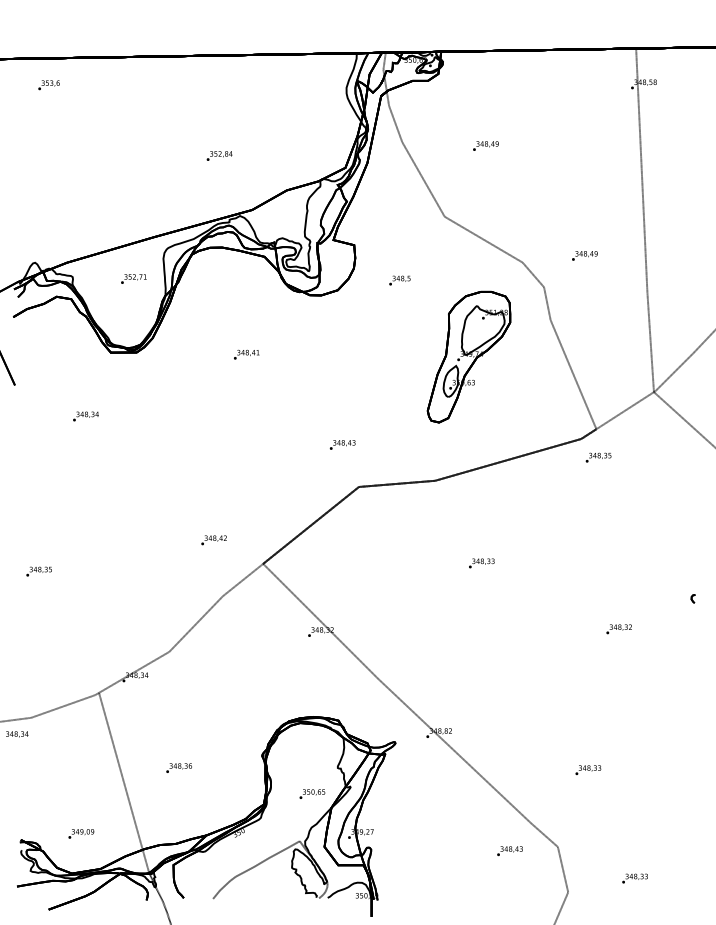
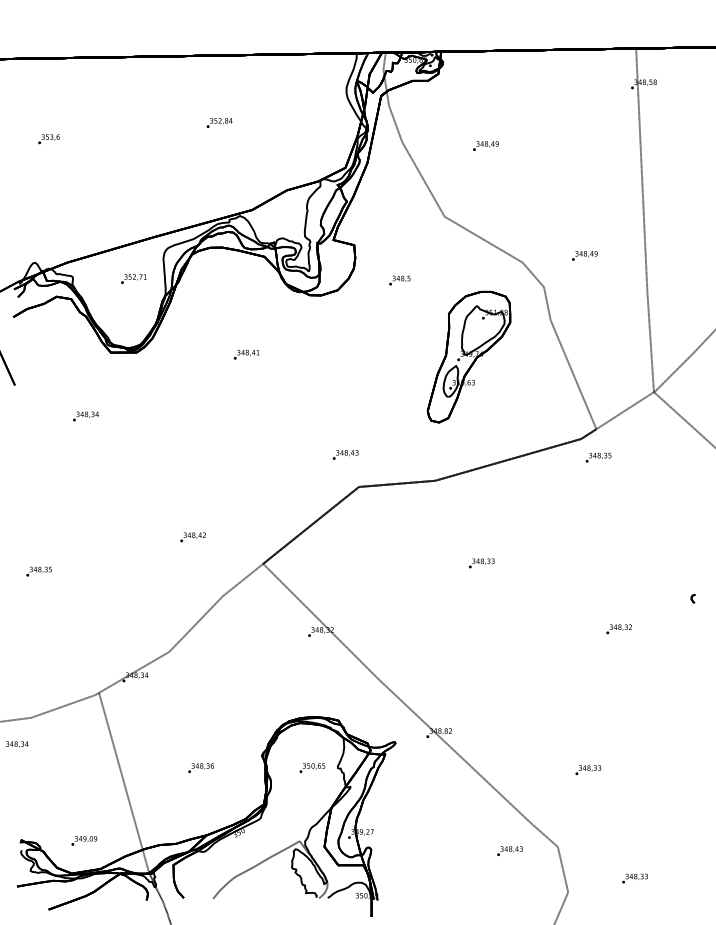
text position: (48, 85) -> (48, 139) (48, 139)
text position: (219, 155) -> (219, 122) (219, 122)
text position: (342, 444) -> (345, 454) (345, 454)
text position: (213, 540) -> (192, 537) (192, 537)
text position: (17, 734) -> (17, 744) (17, 744)
text position: (178, 767) -> (200, 767) (200, 767)
text position: (312, 793) -> (312, 767) (312, 767)
text position: (81, 833) -> (84, 840) (84, 840)
